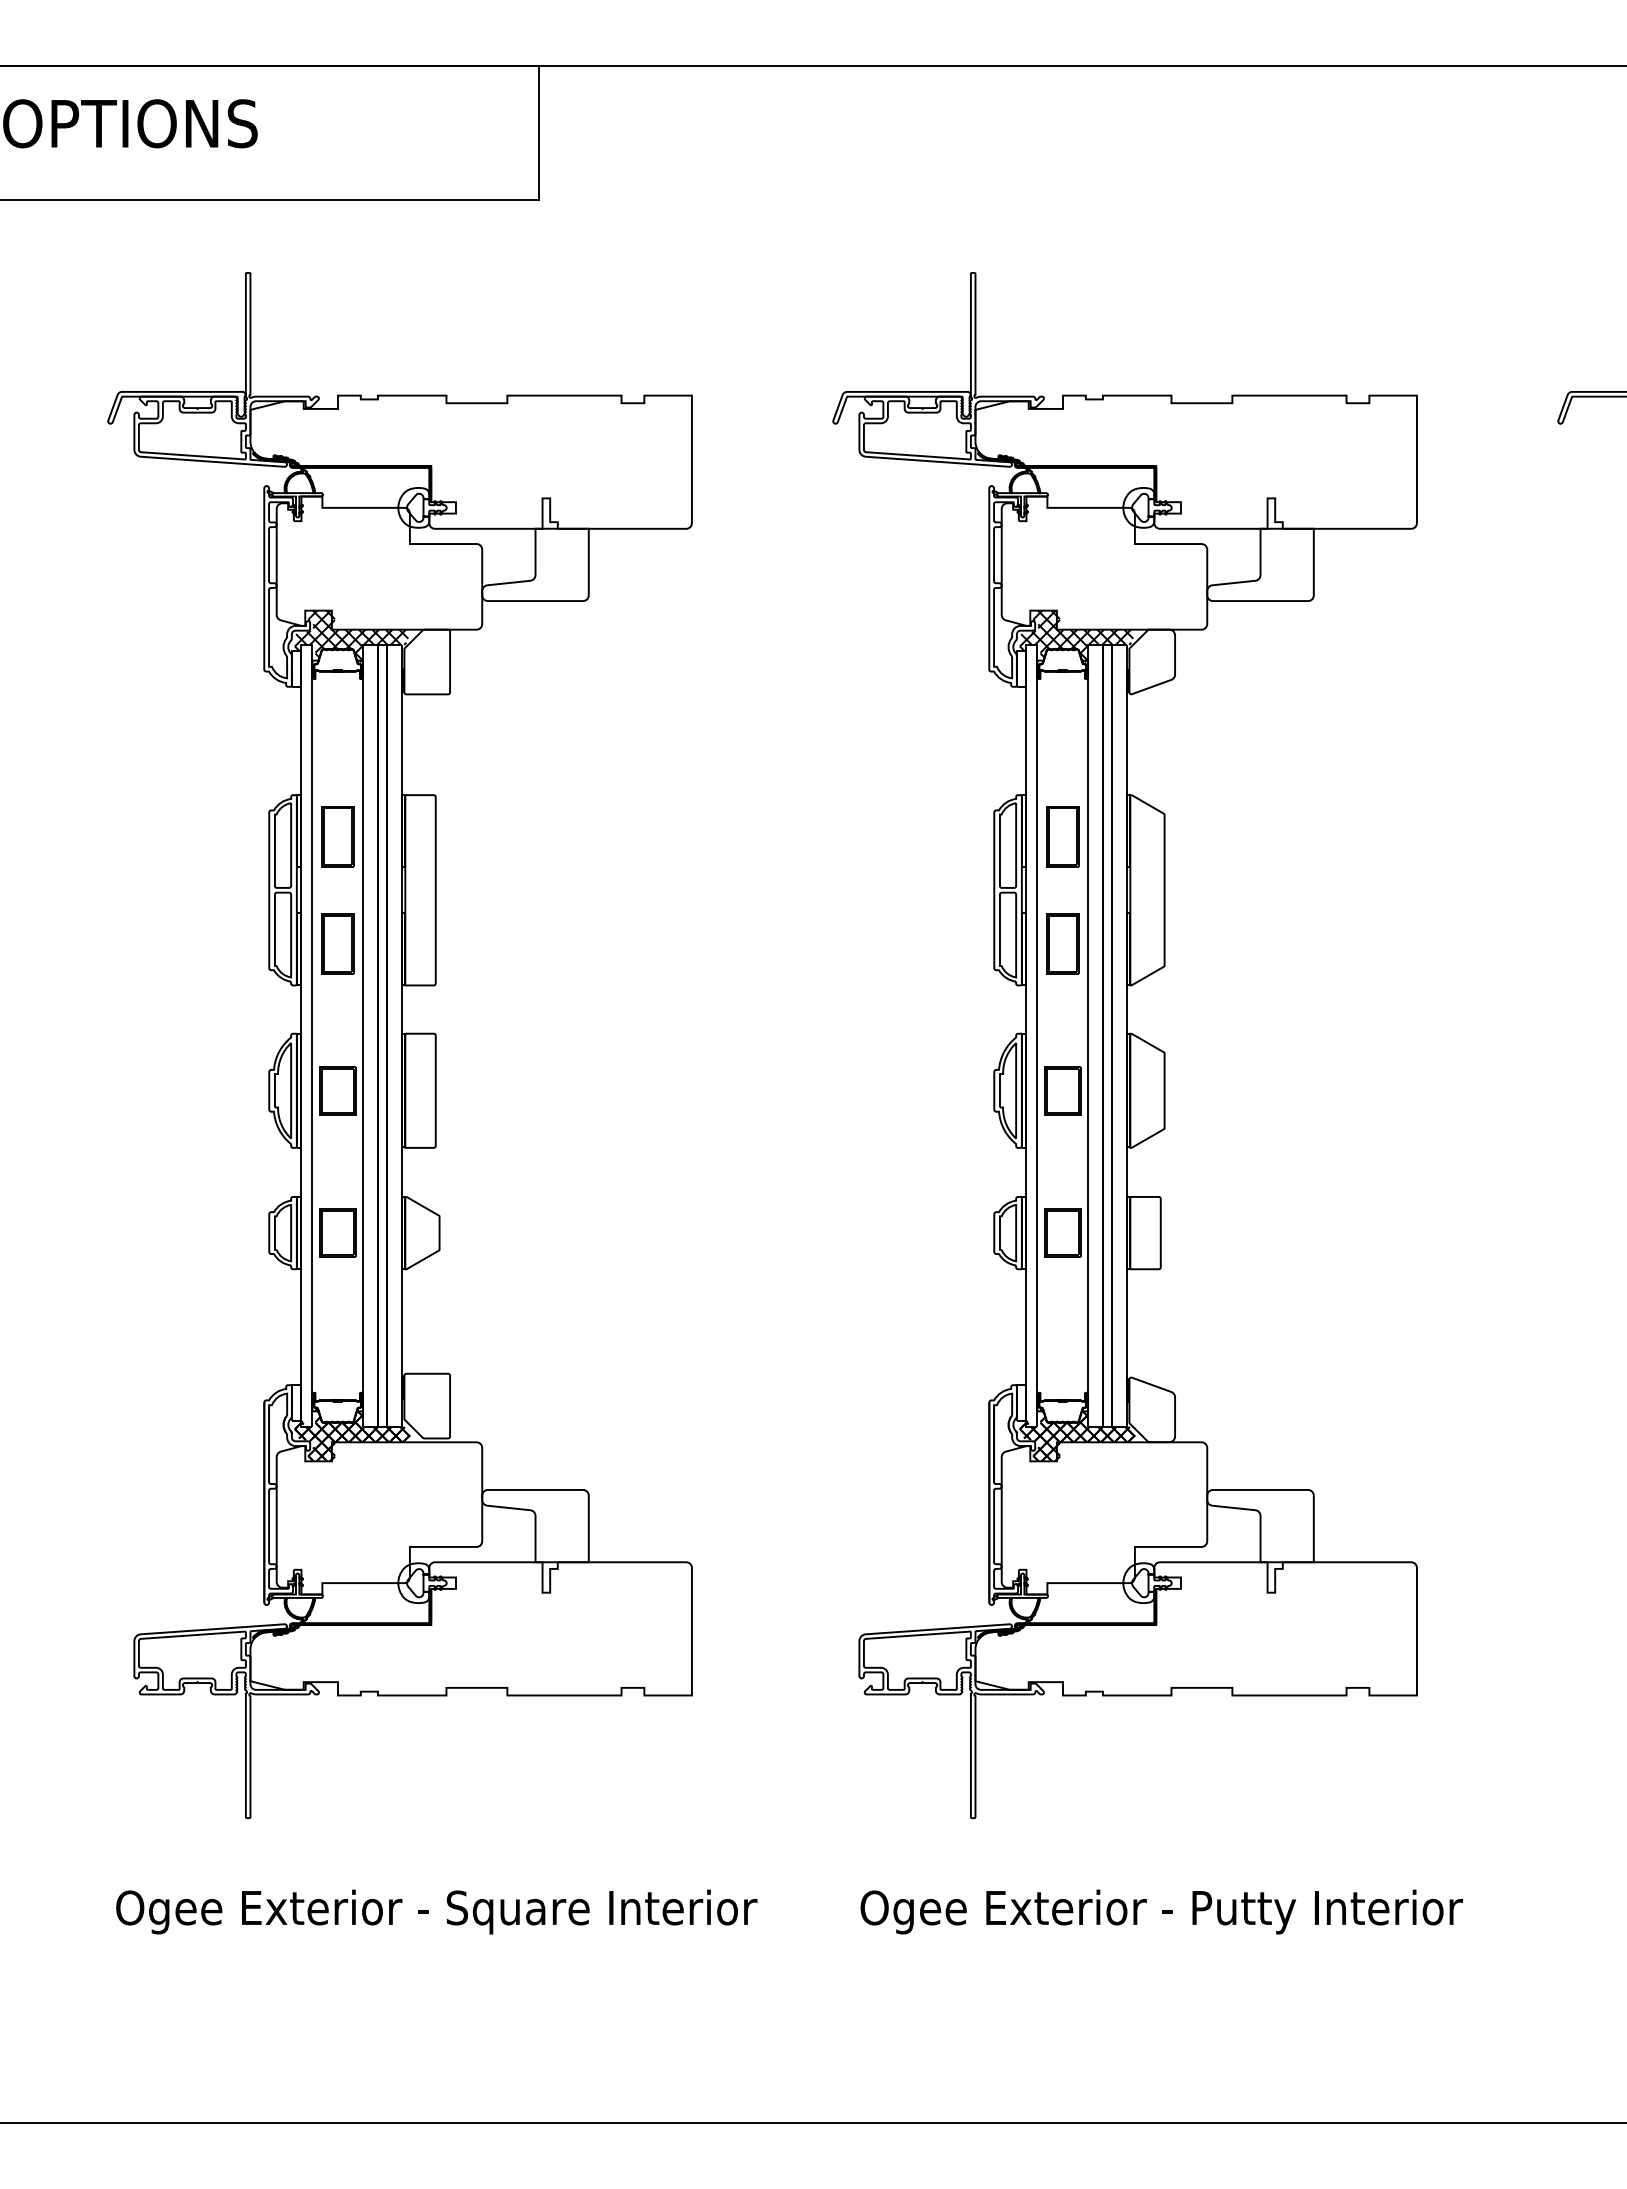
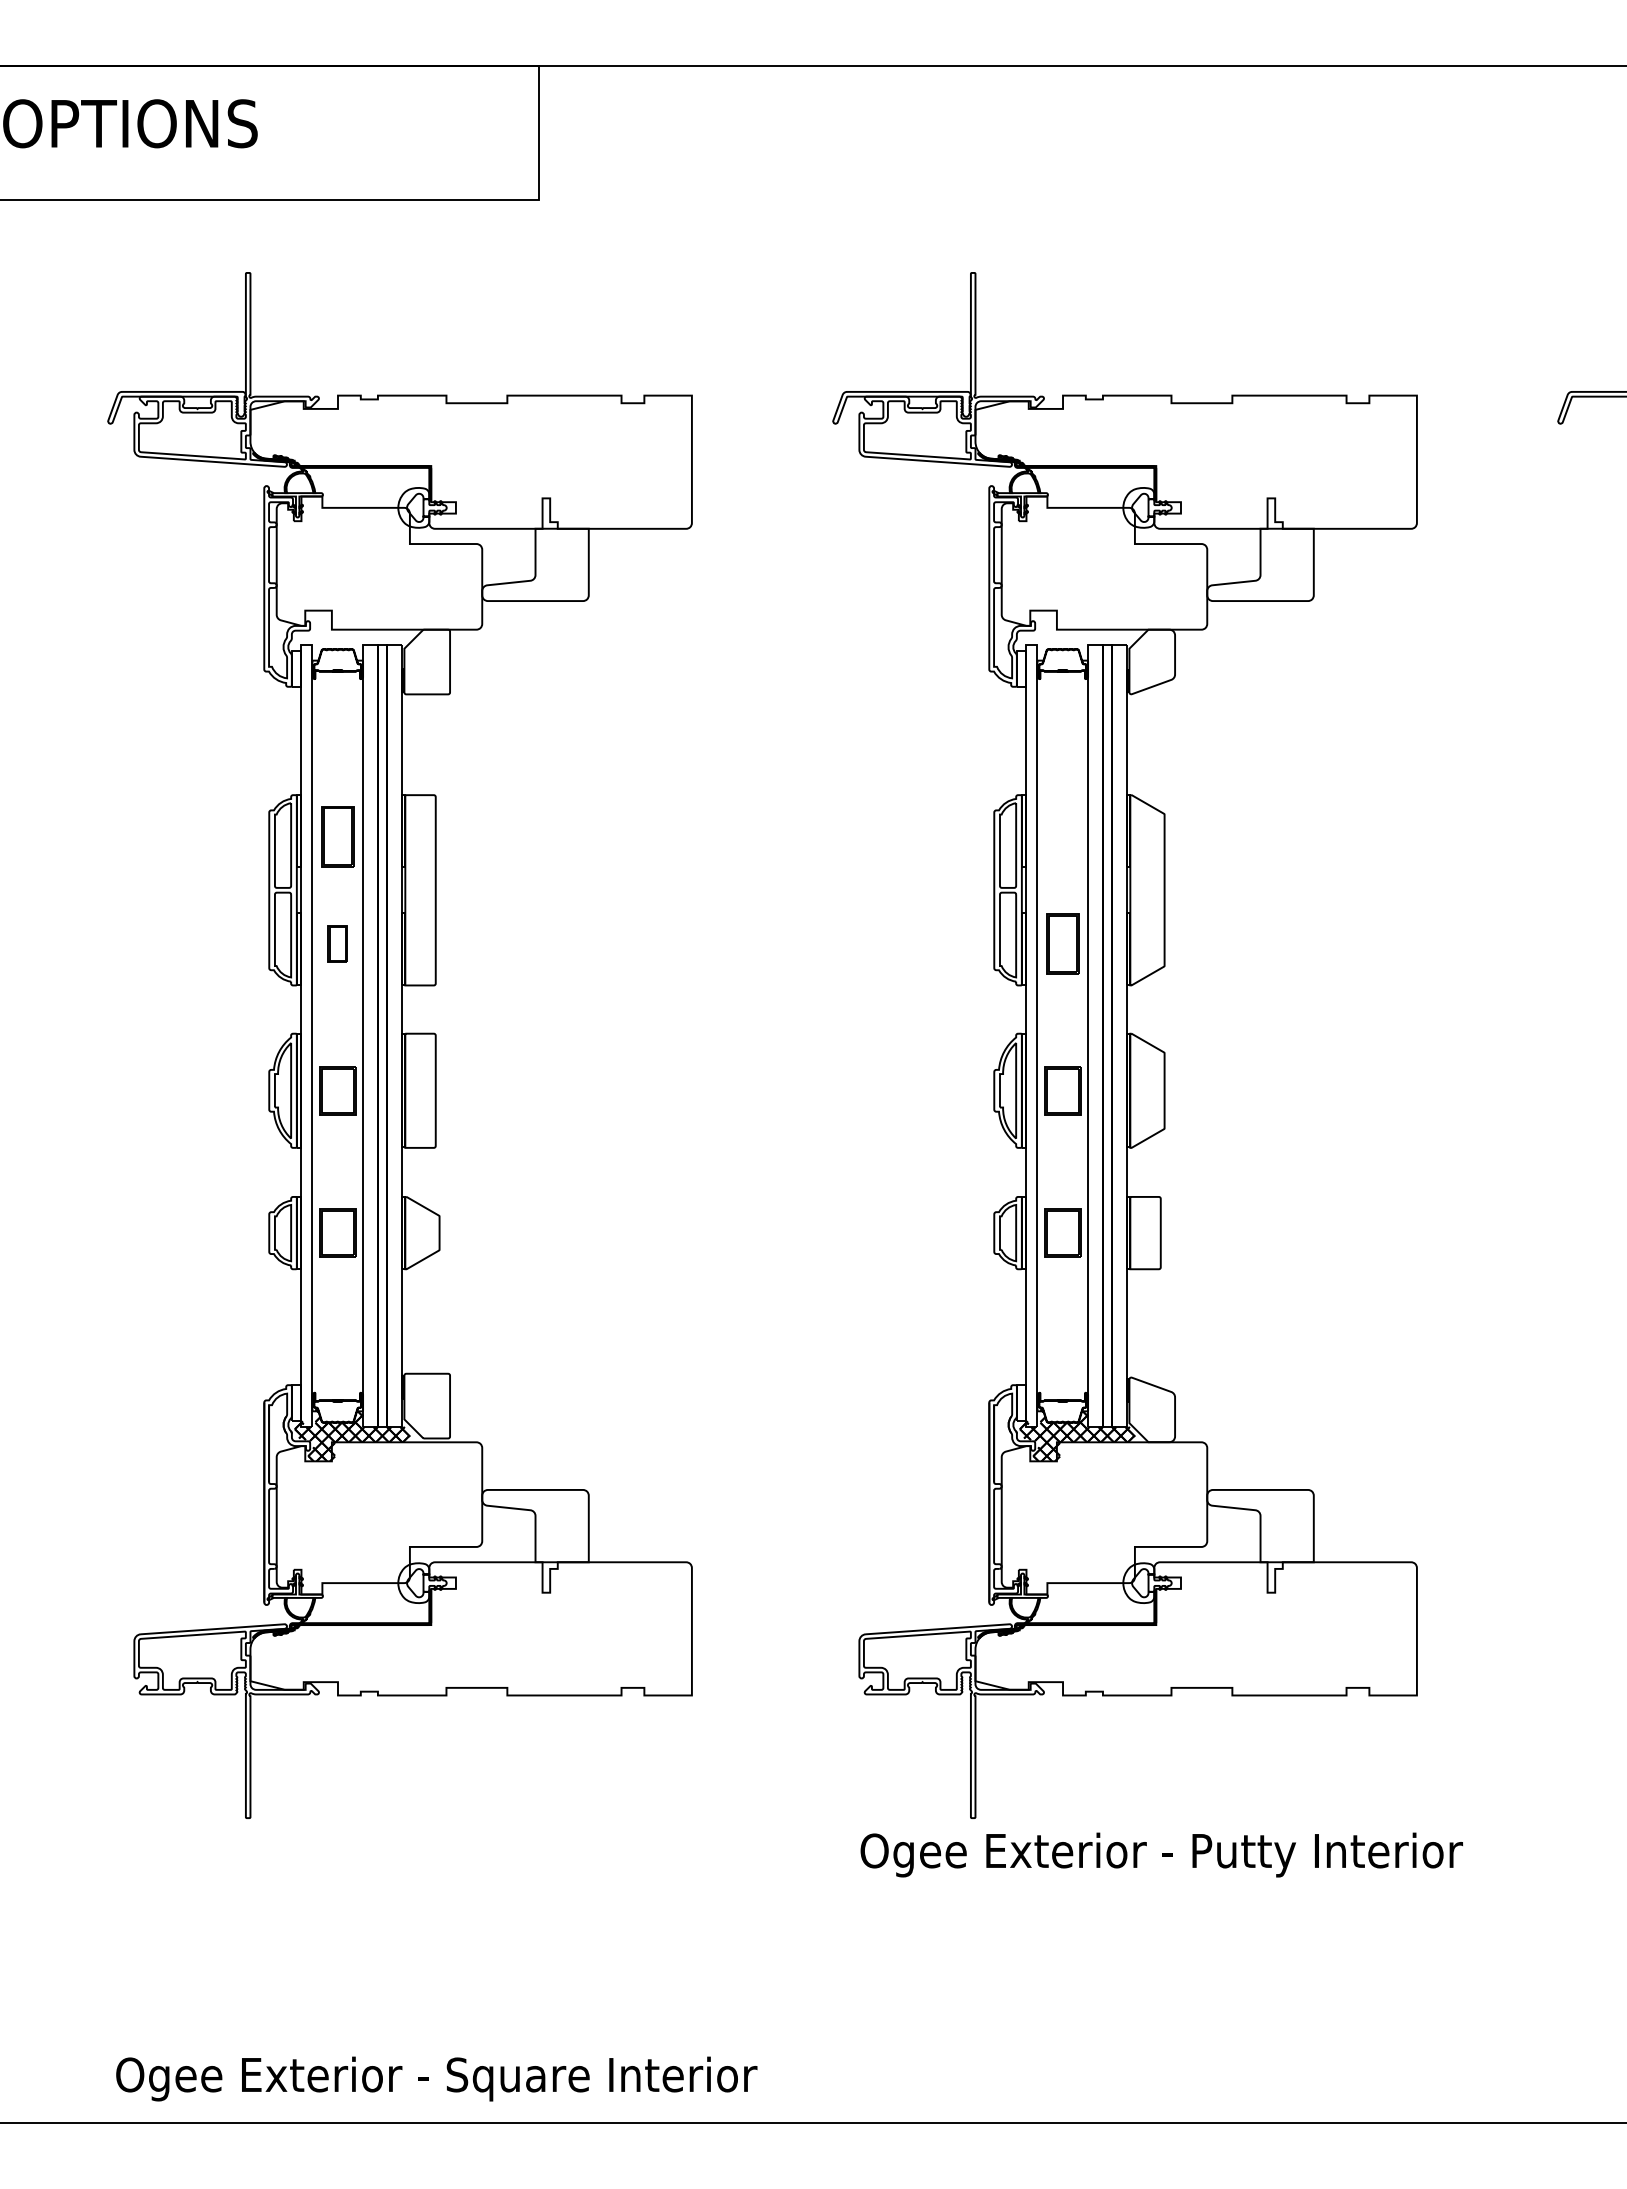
hatch: present -> none (353, 636)
hatch: present -> none (1078, 636)
part: present -> none (1062, 836)
part size: 34x62 px -> 21x38 px (337, 943)
text position: (436, 1911) -> (436, 2078) (436, 2078)
text position: (1161, 1911) -> (1161, 1854) (1161, 1854)
